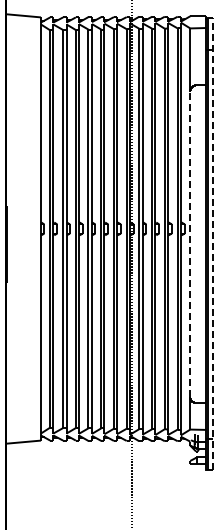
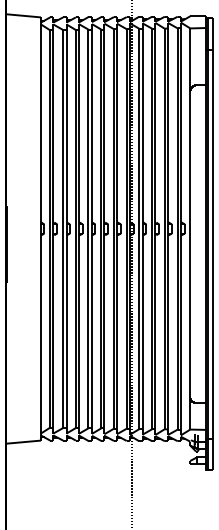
line: dashed -> solid (212, 243)
line: dashed -> solid (190, 244)
